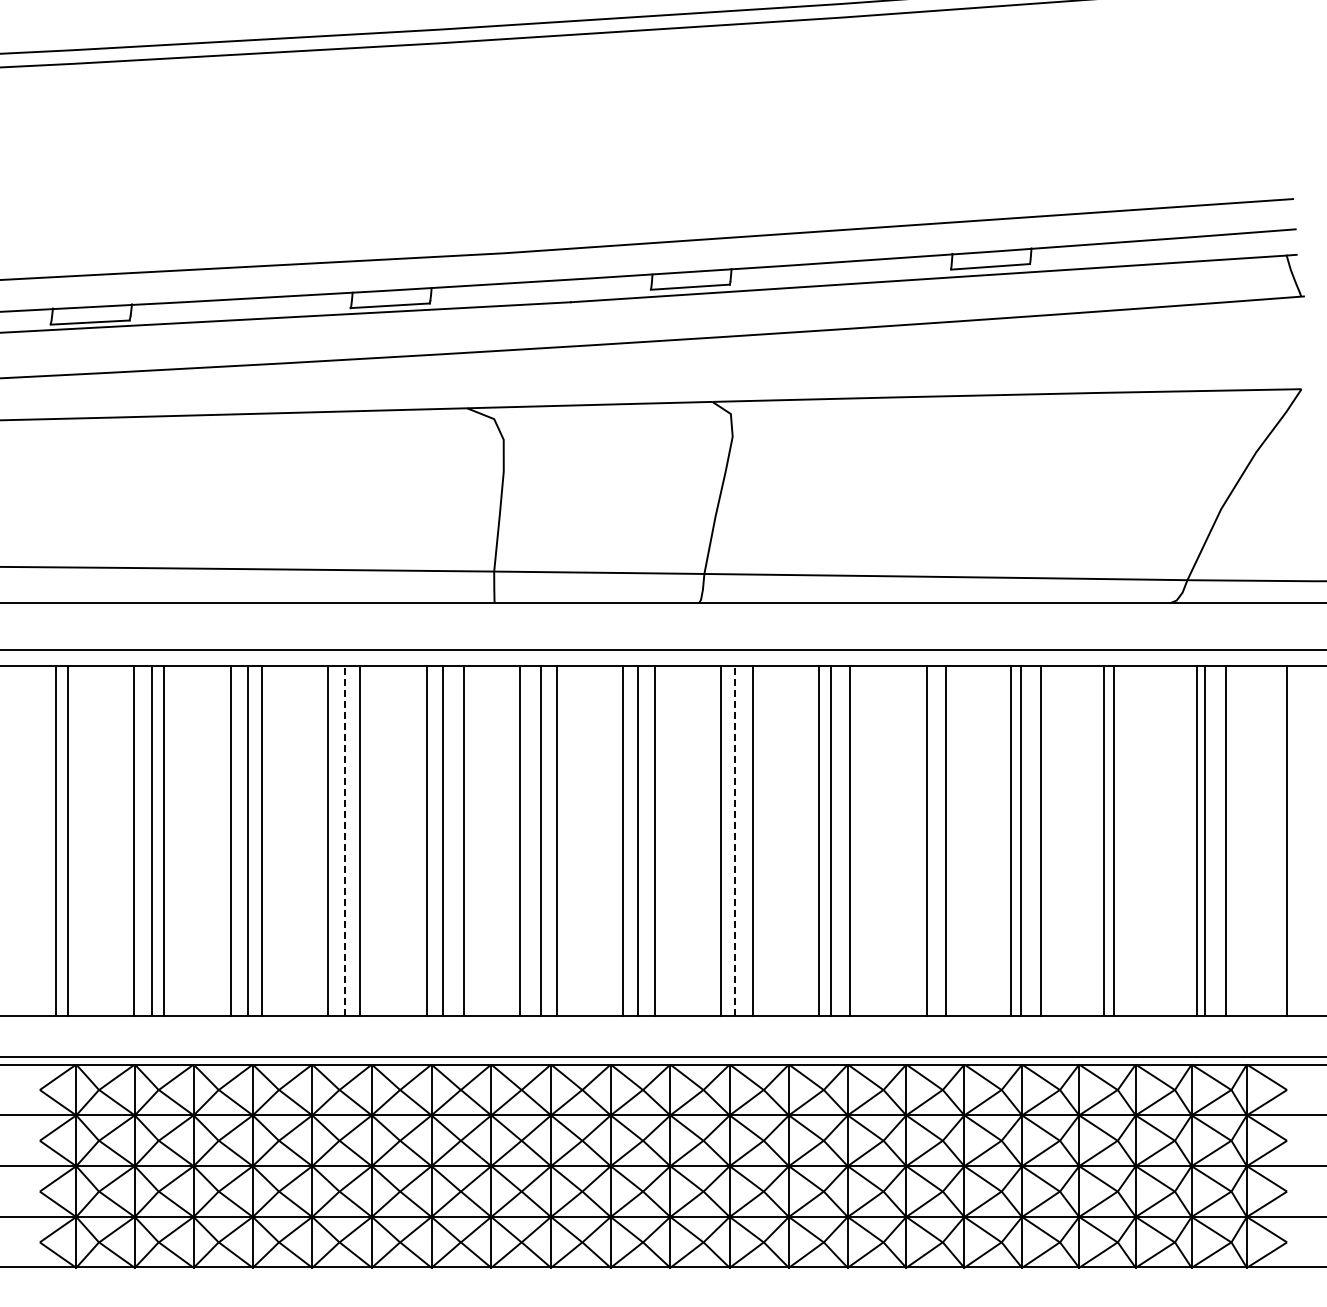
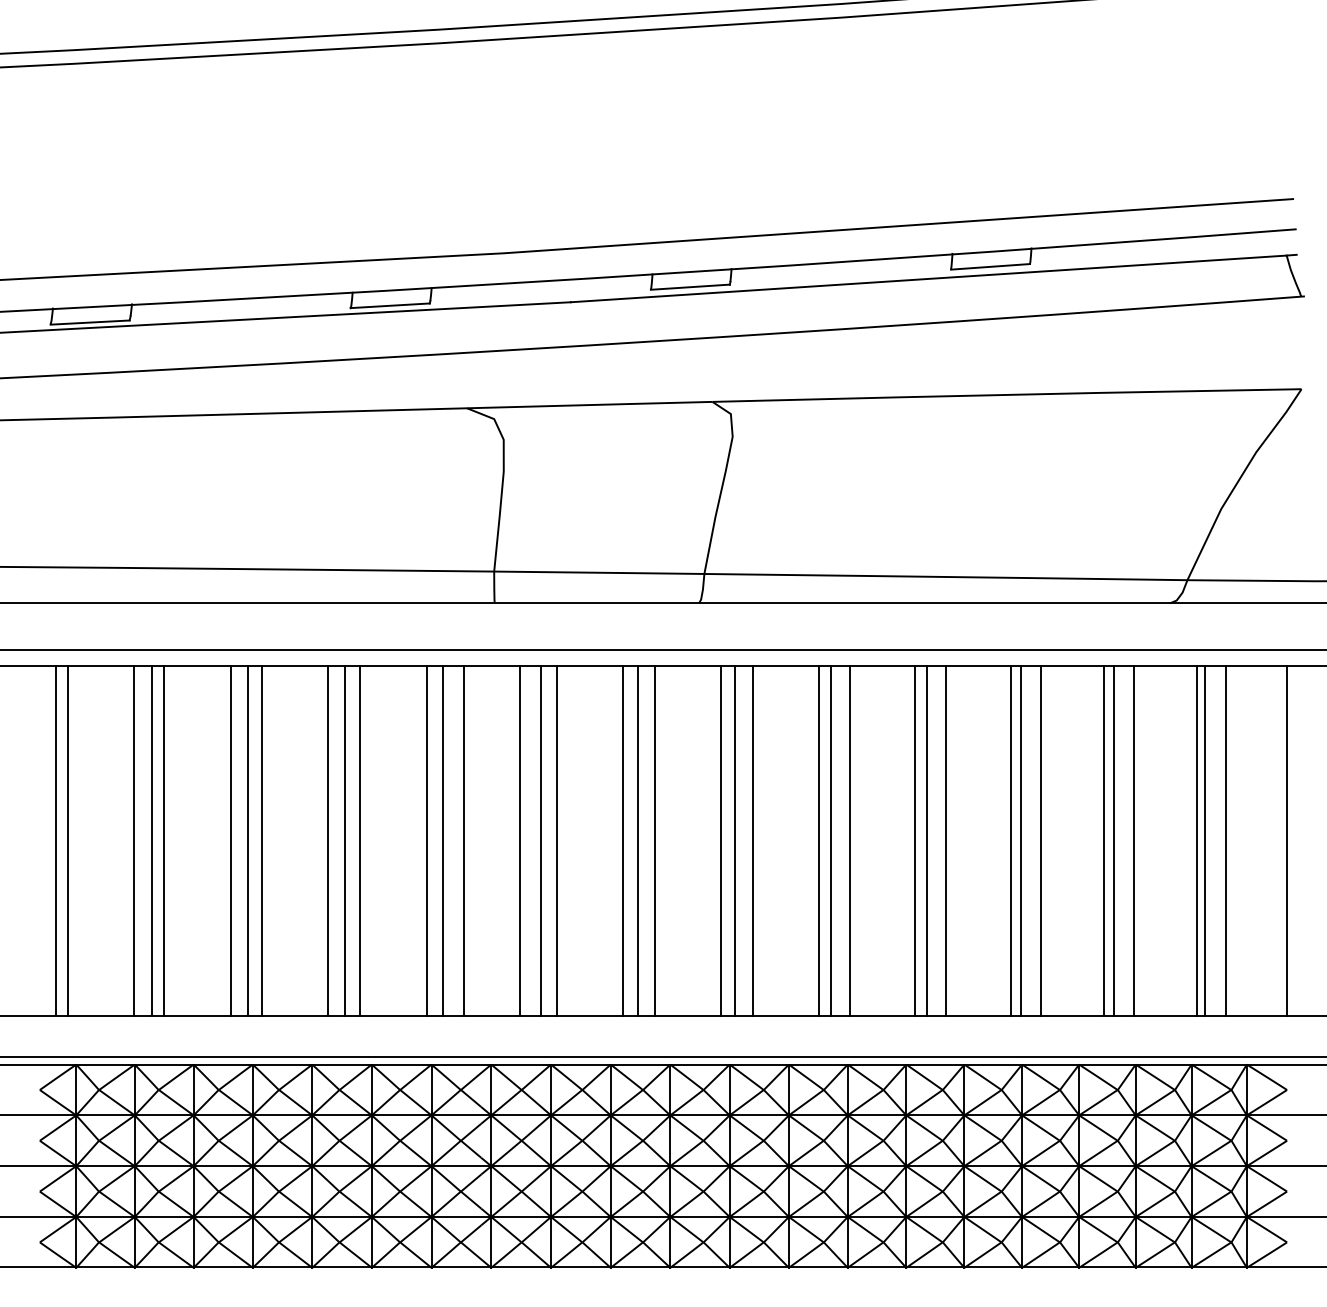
line: dashed -> solid (345, 840)
line: dashed -> solid (735, 840)
line: none -> present (915, 840)
line: none -> present (1134, 840)
